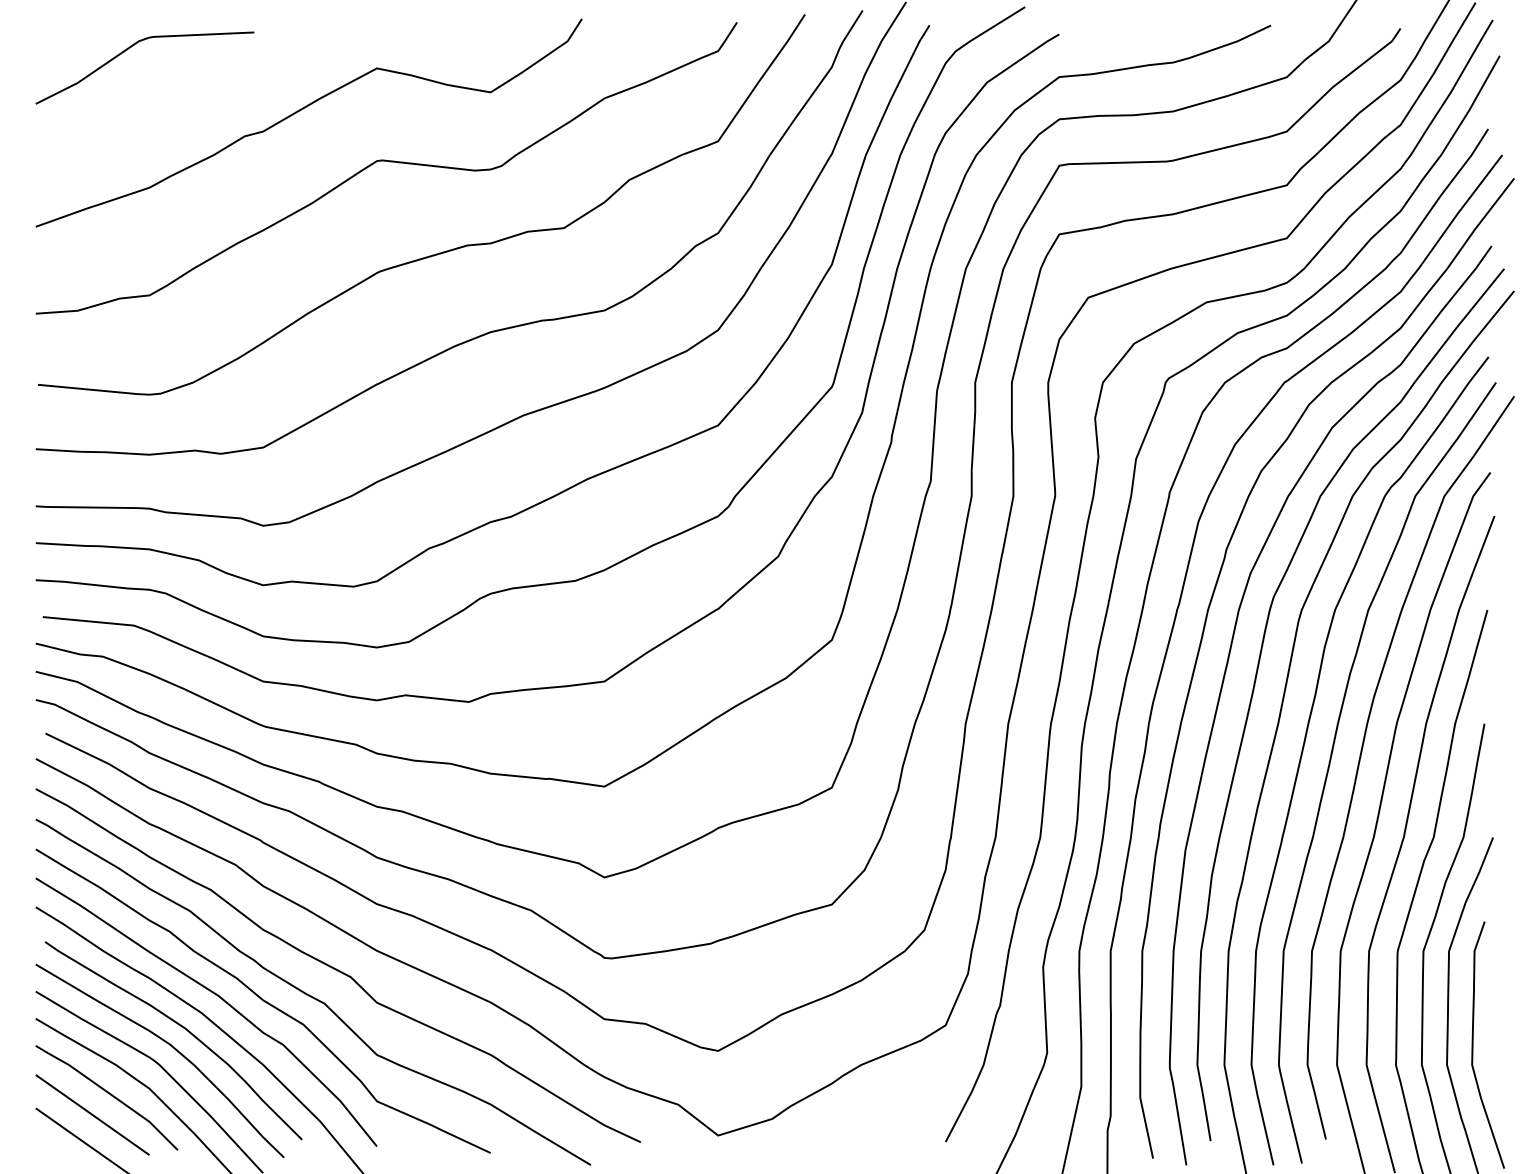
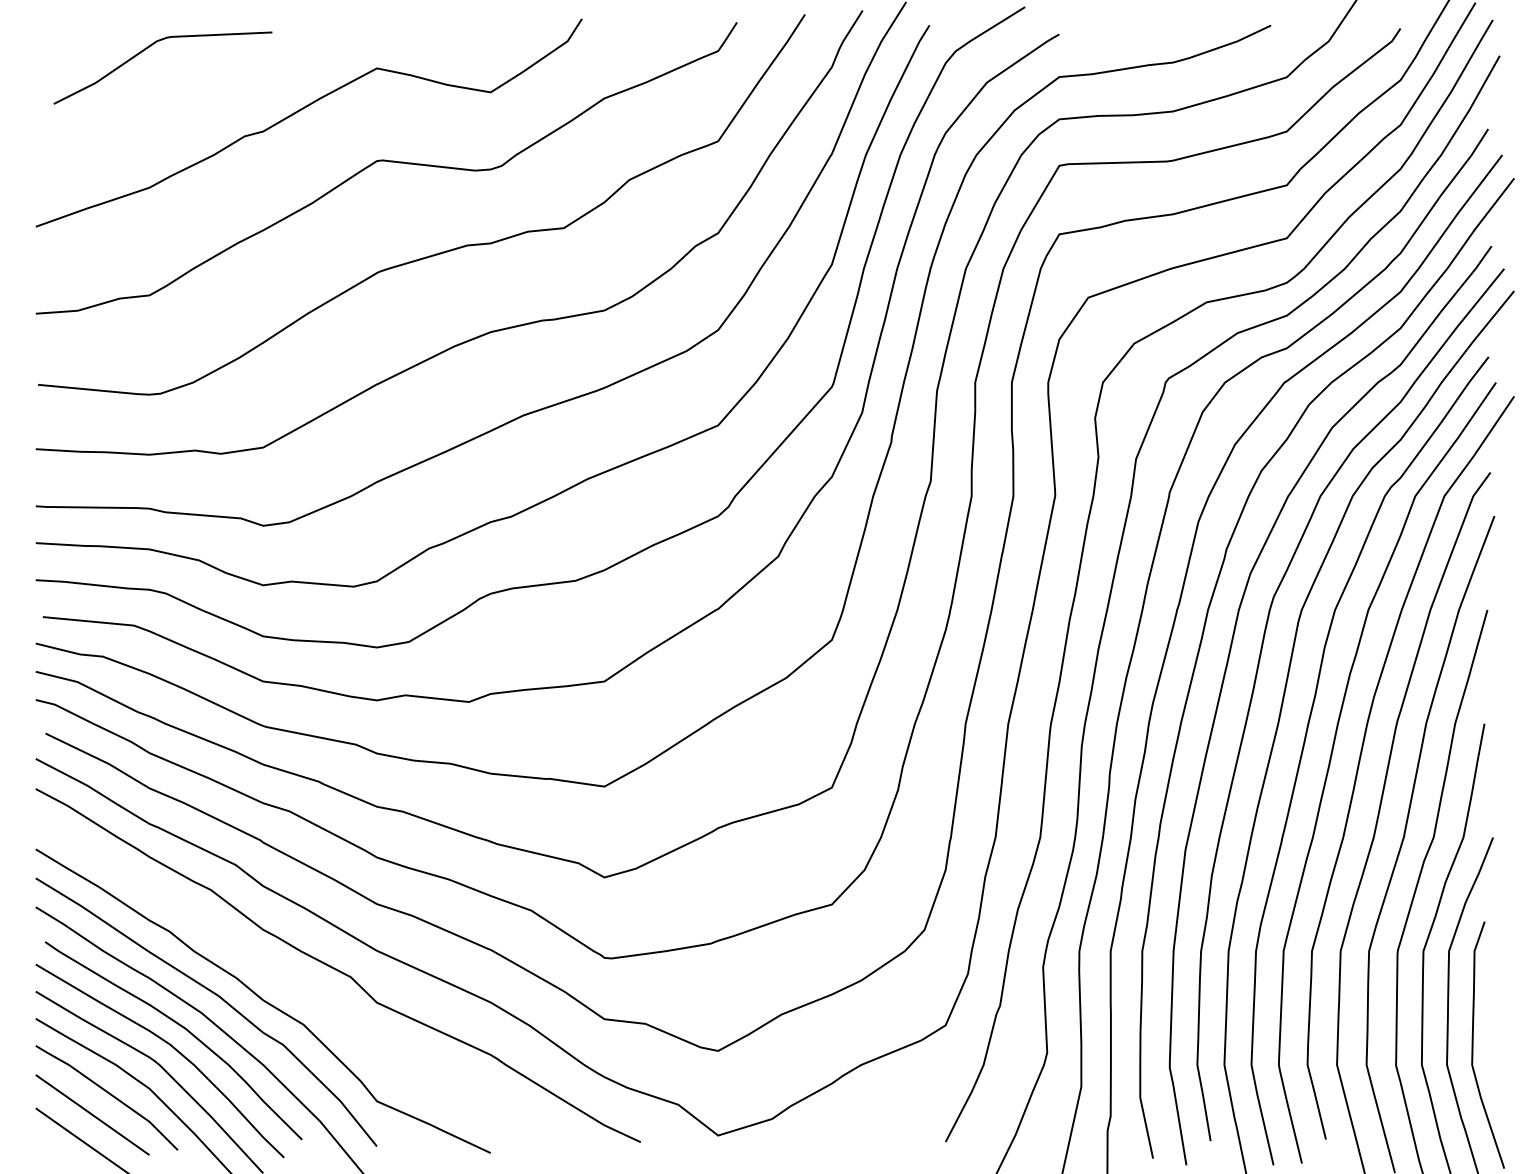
curve position: (130, 48) -> (148, 48) (148, 48)
curve: present -> none (311, 995)
